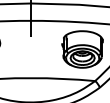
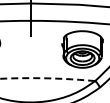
arc: solid -> dashed (47, 78)
